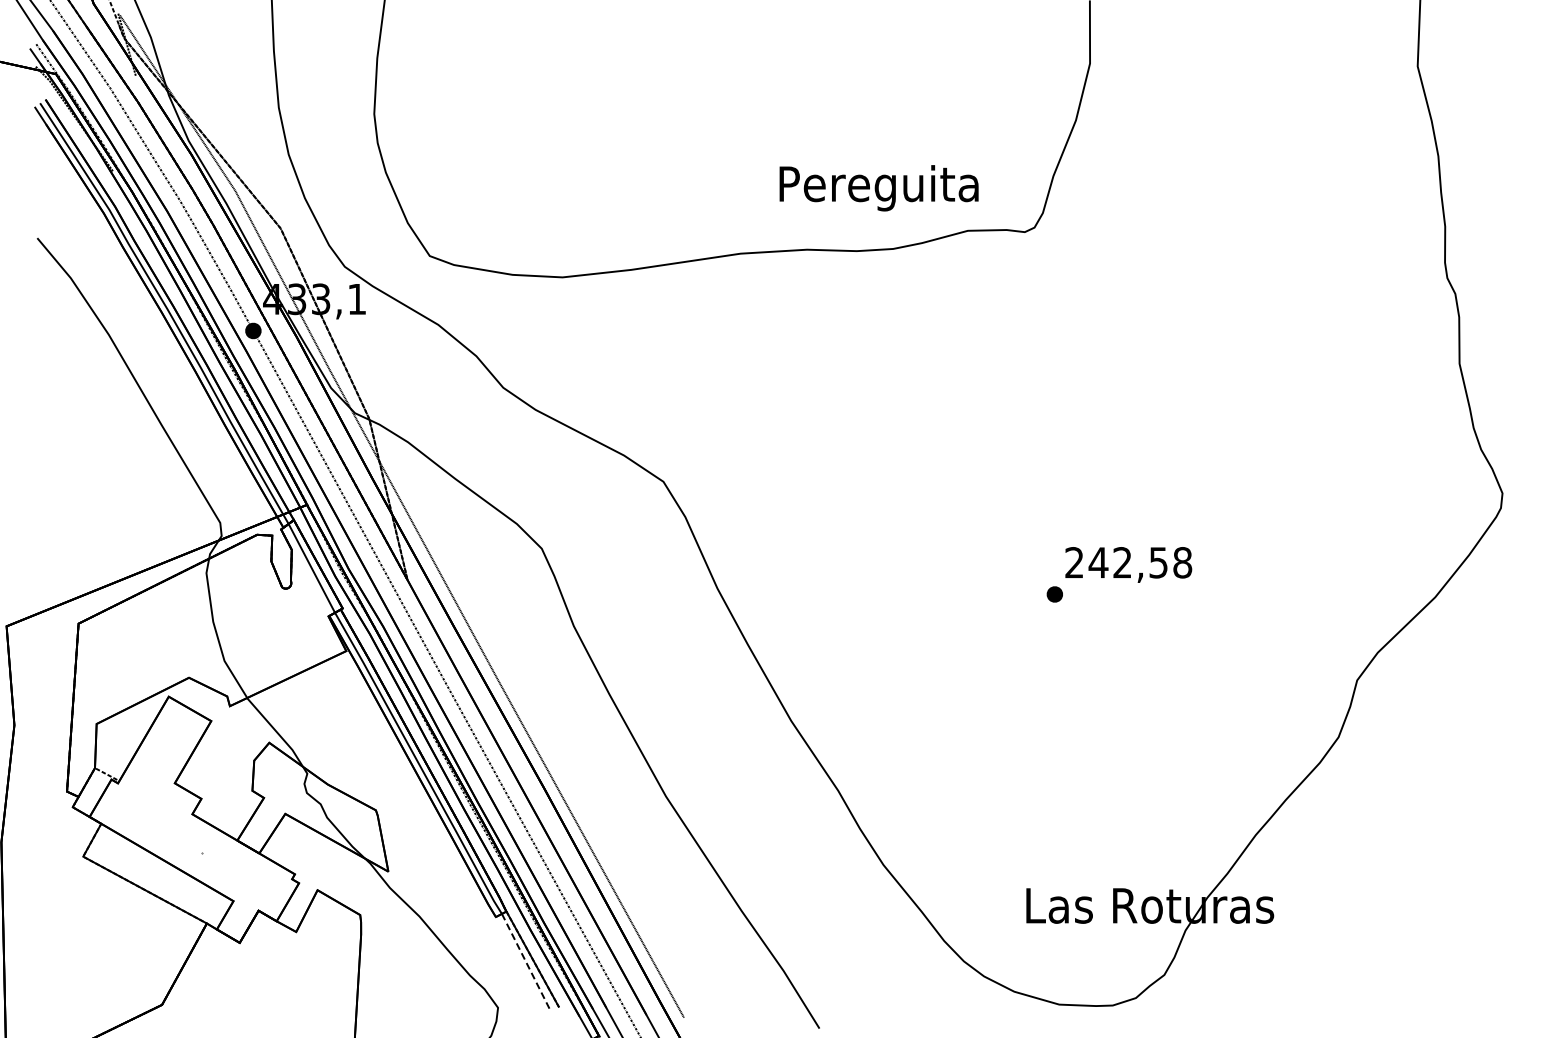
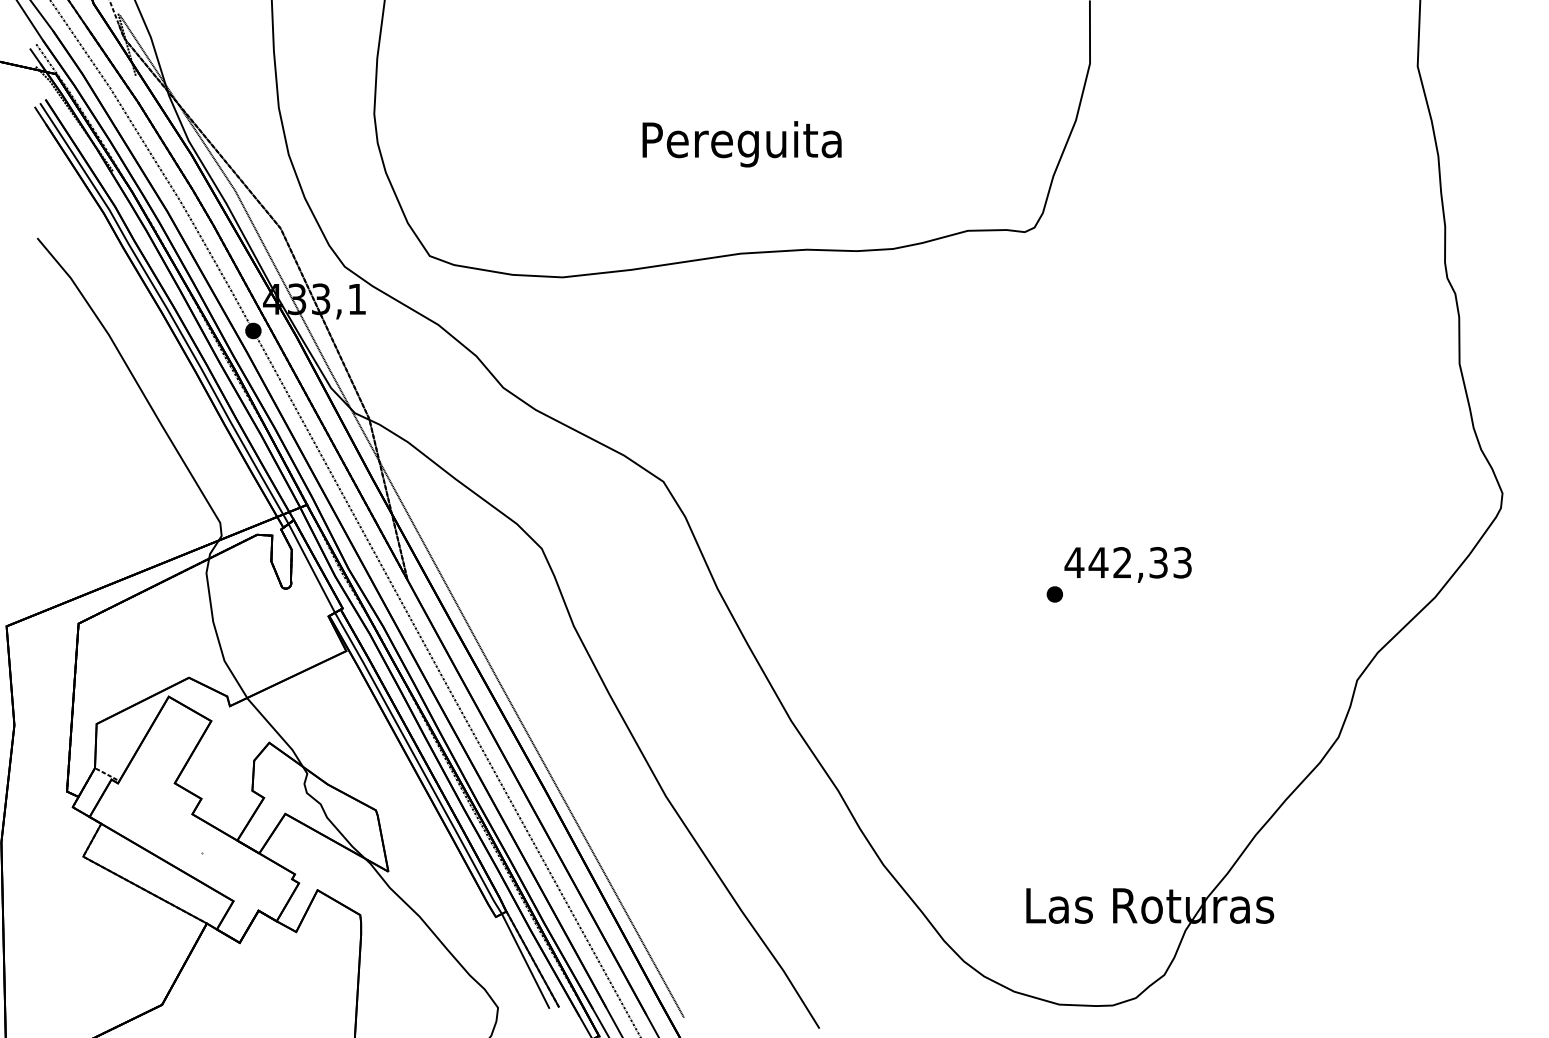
text position: (878, 188) -> (741, 144) (741, 144)
text: 242,58 -> 442,33 (1128, 562)
line: dashed -> solid (525, 961)
